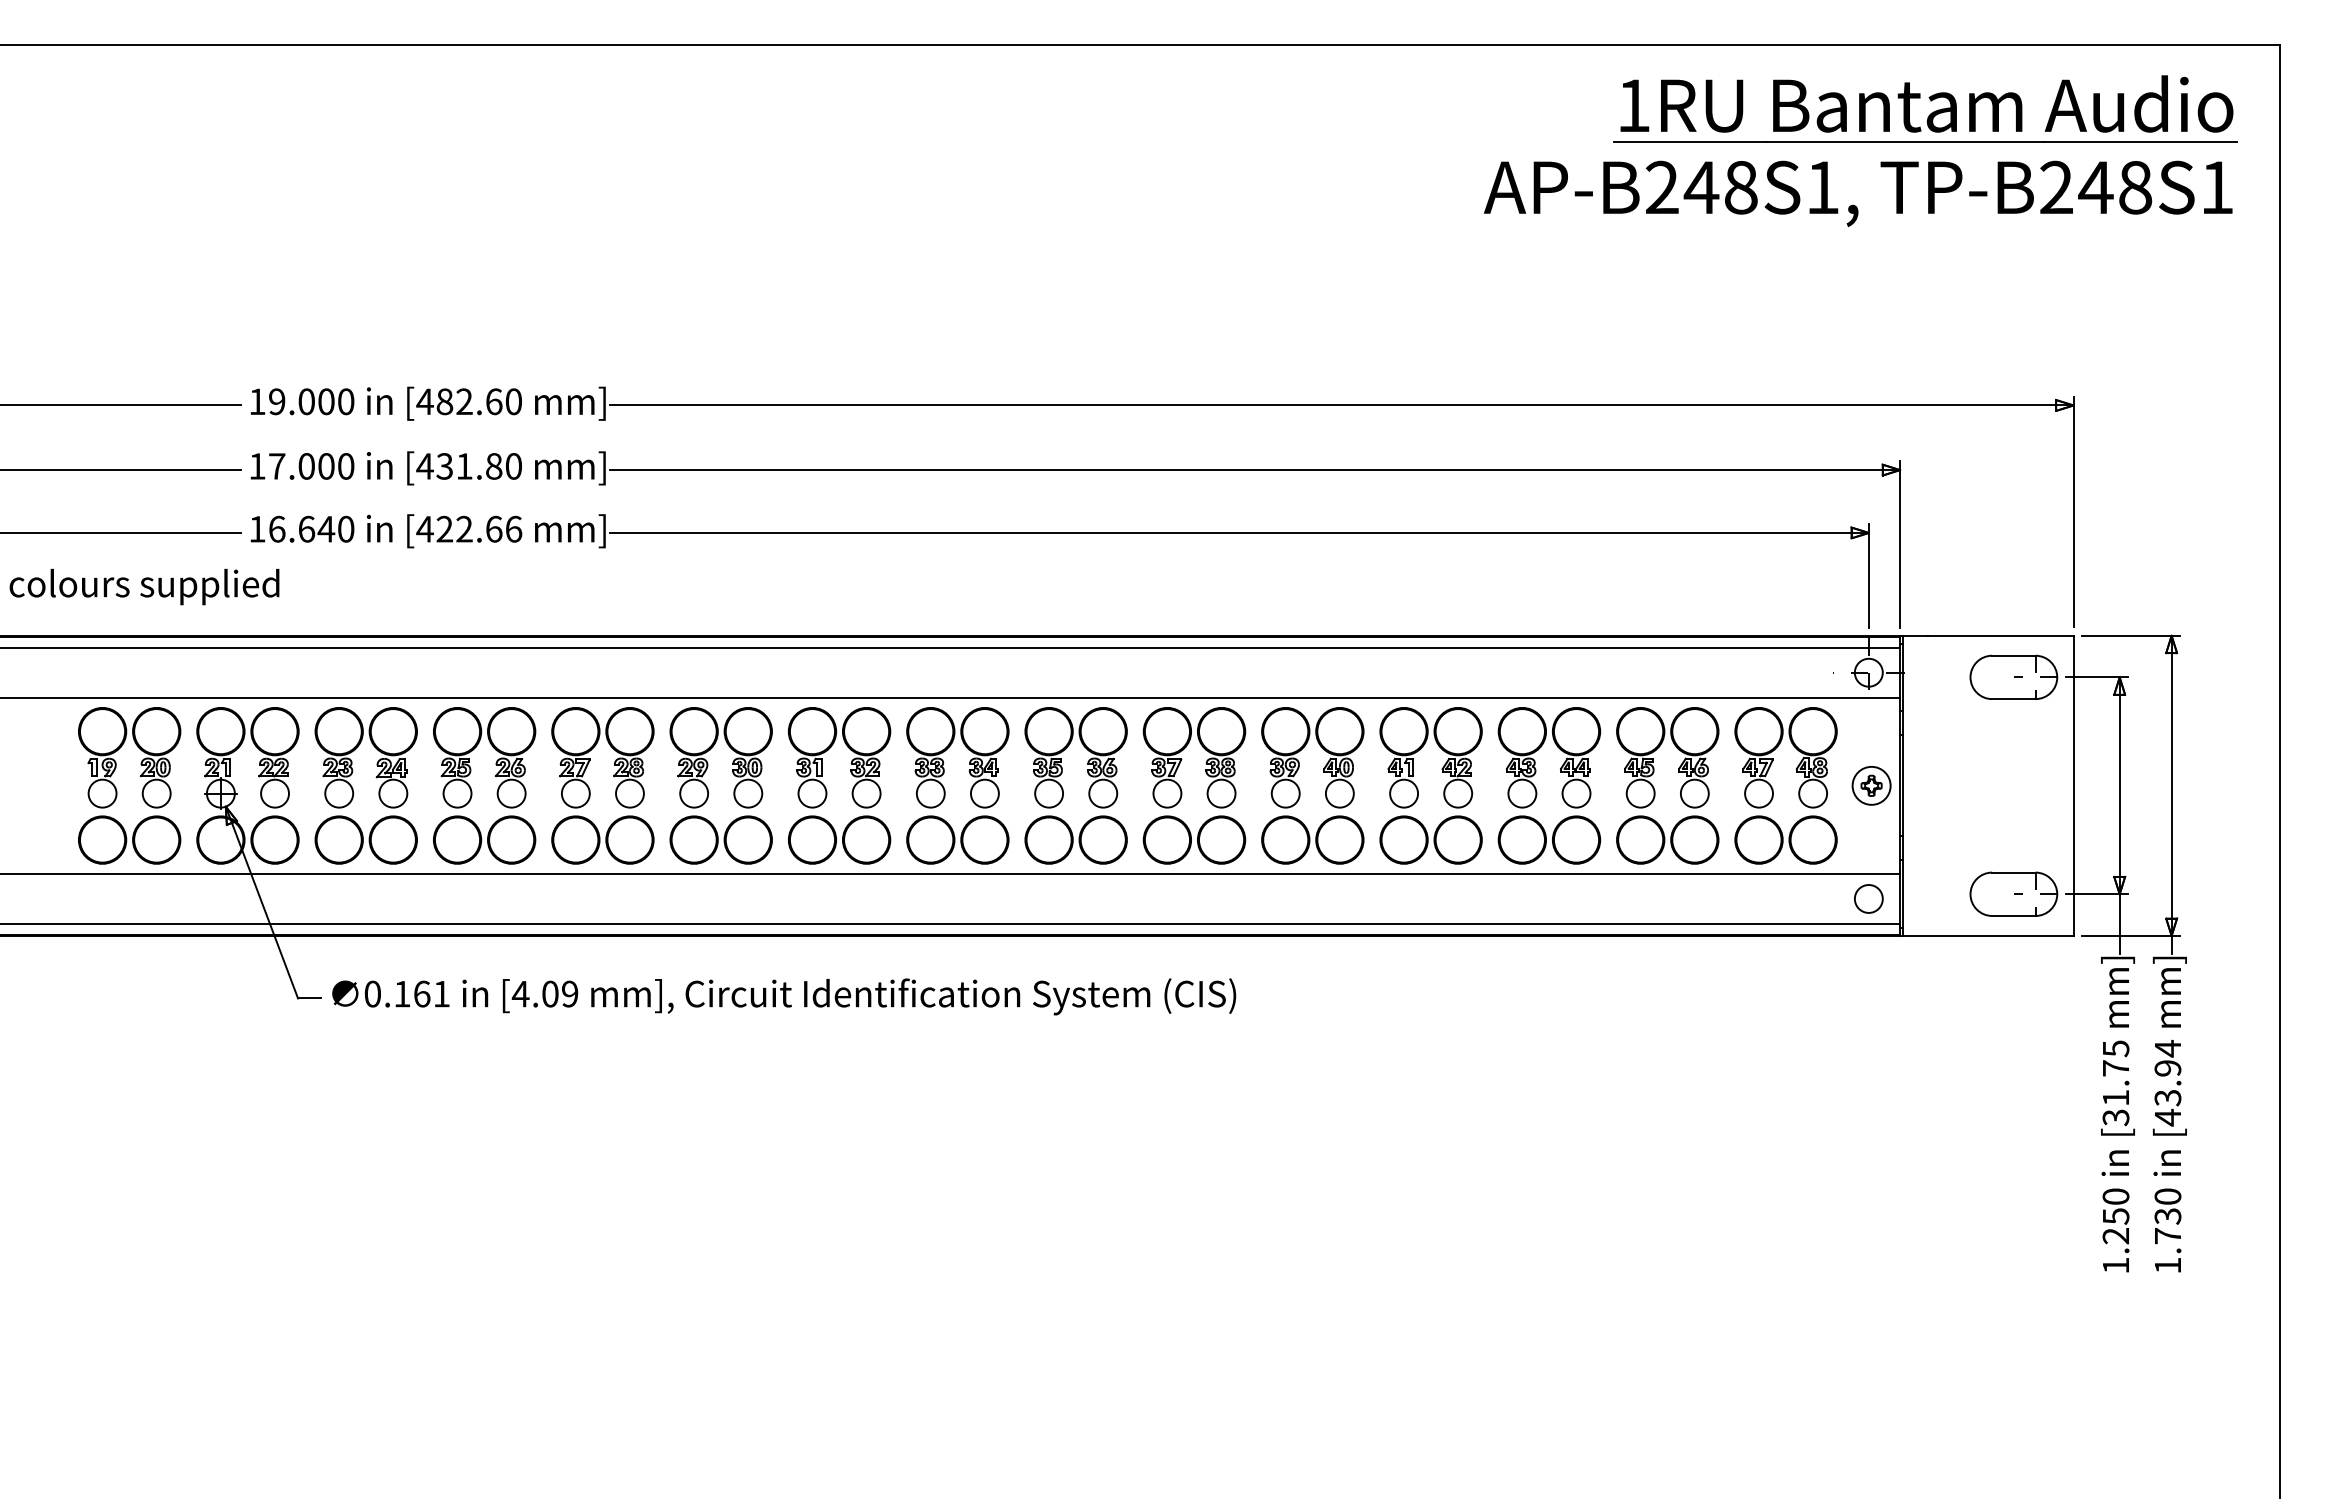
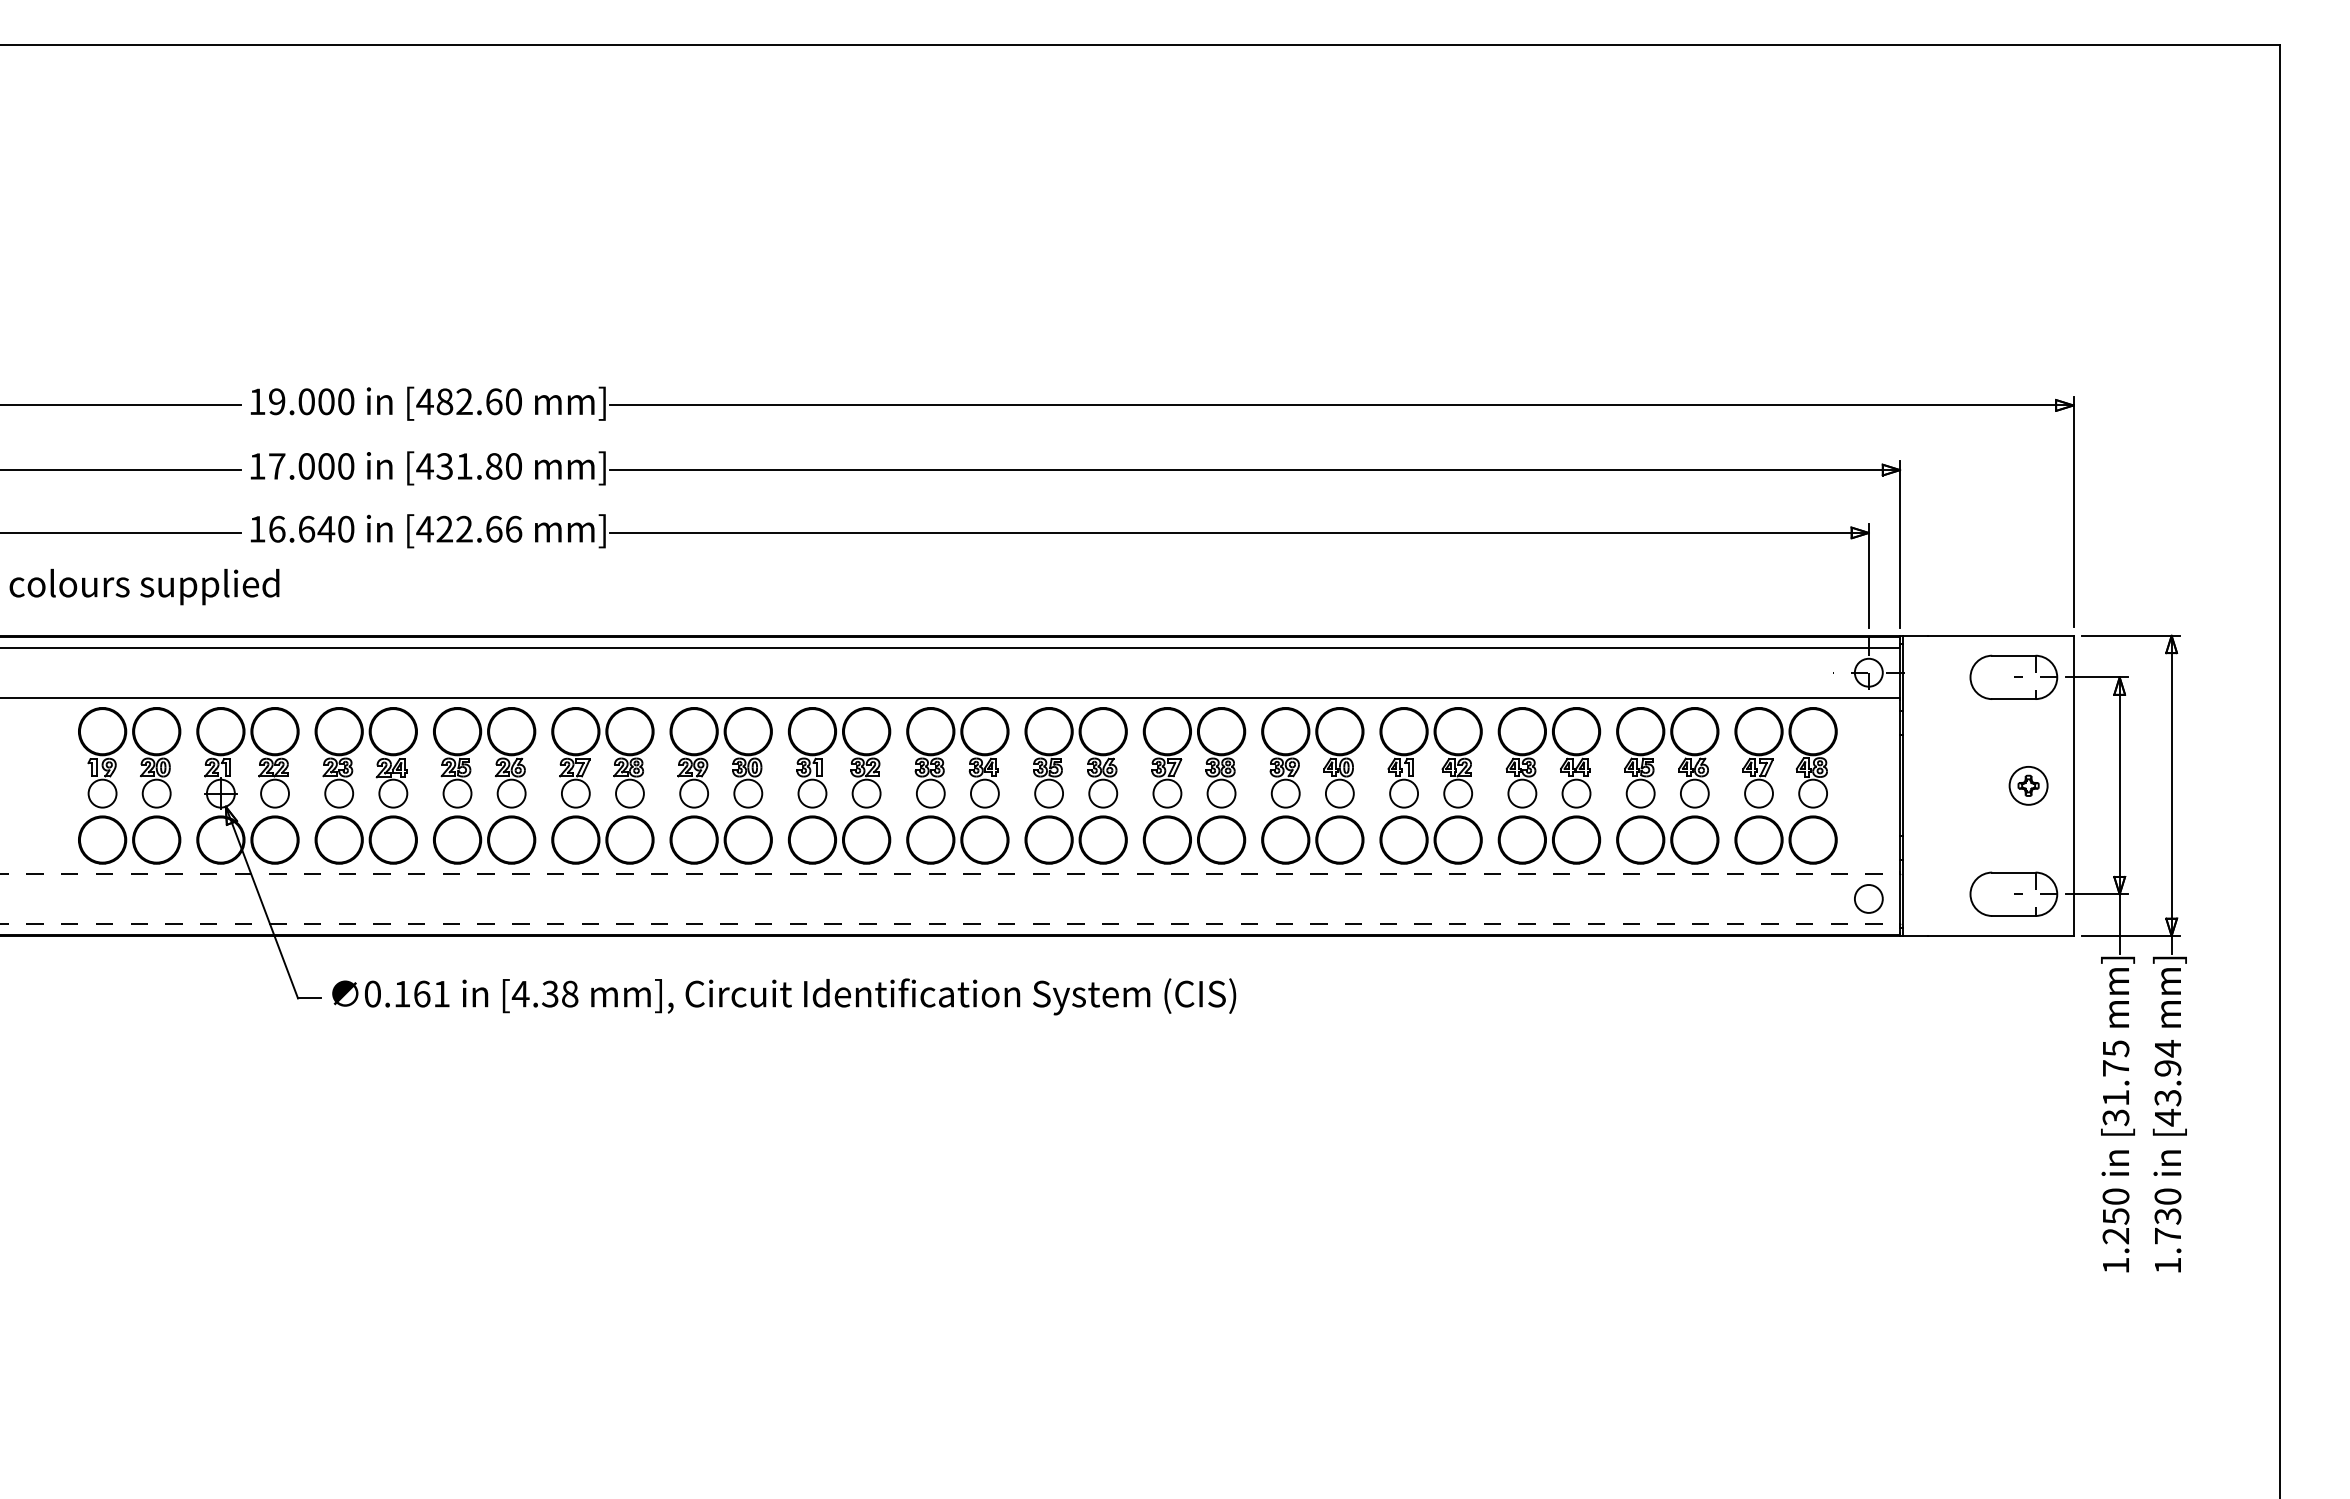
part: present -> none (1860, 142)
part position: (1871, 785) -> (2028, 785) (2028, 785)
line: solid -> dashed (950, 873)
line: solid -> dashed (950, 924)
text: [4.09 -> [4.38 (560, 993)
